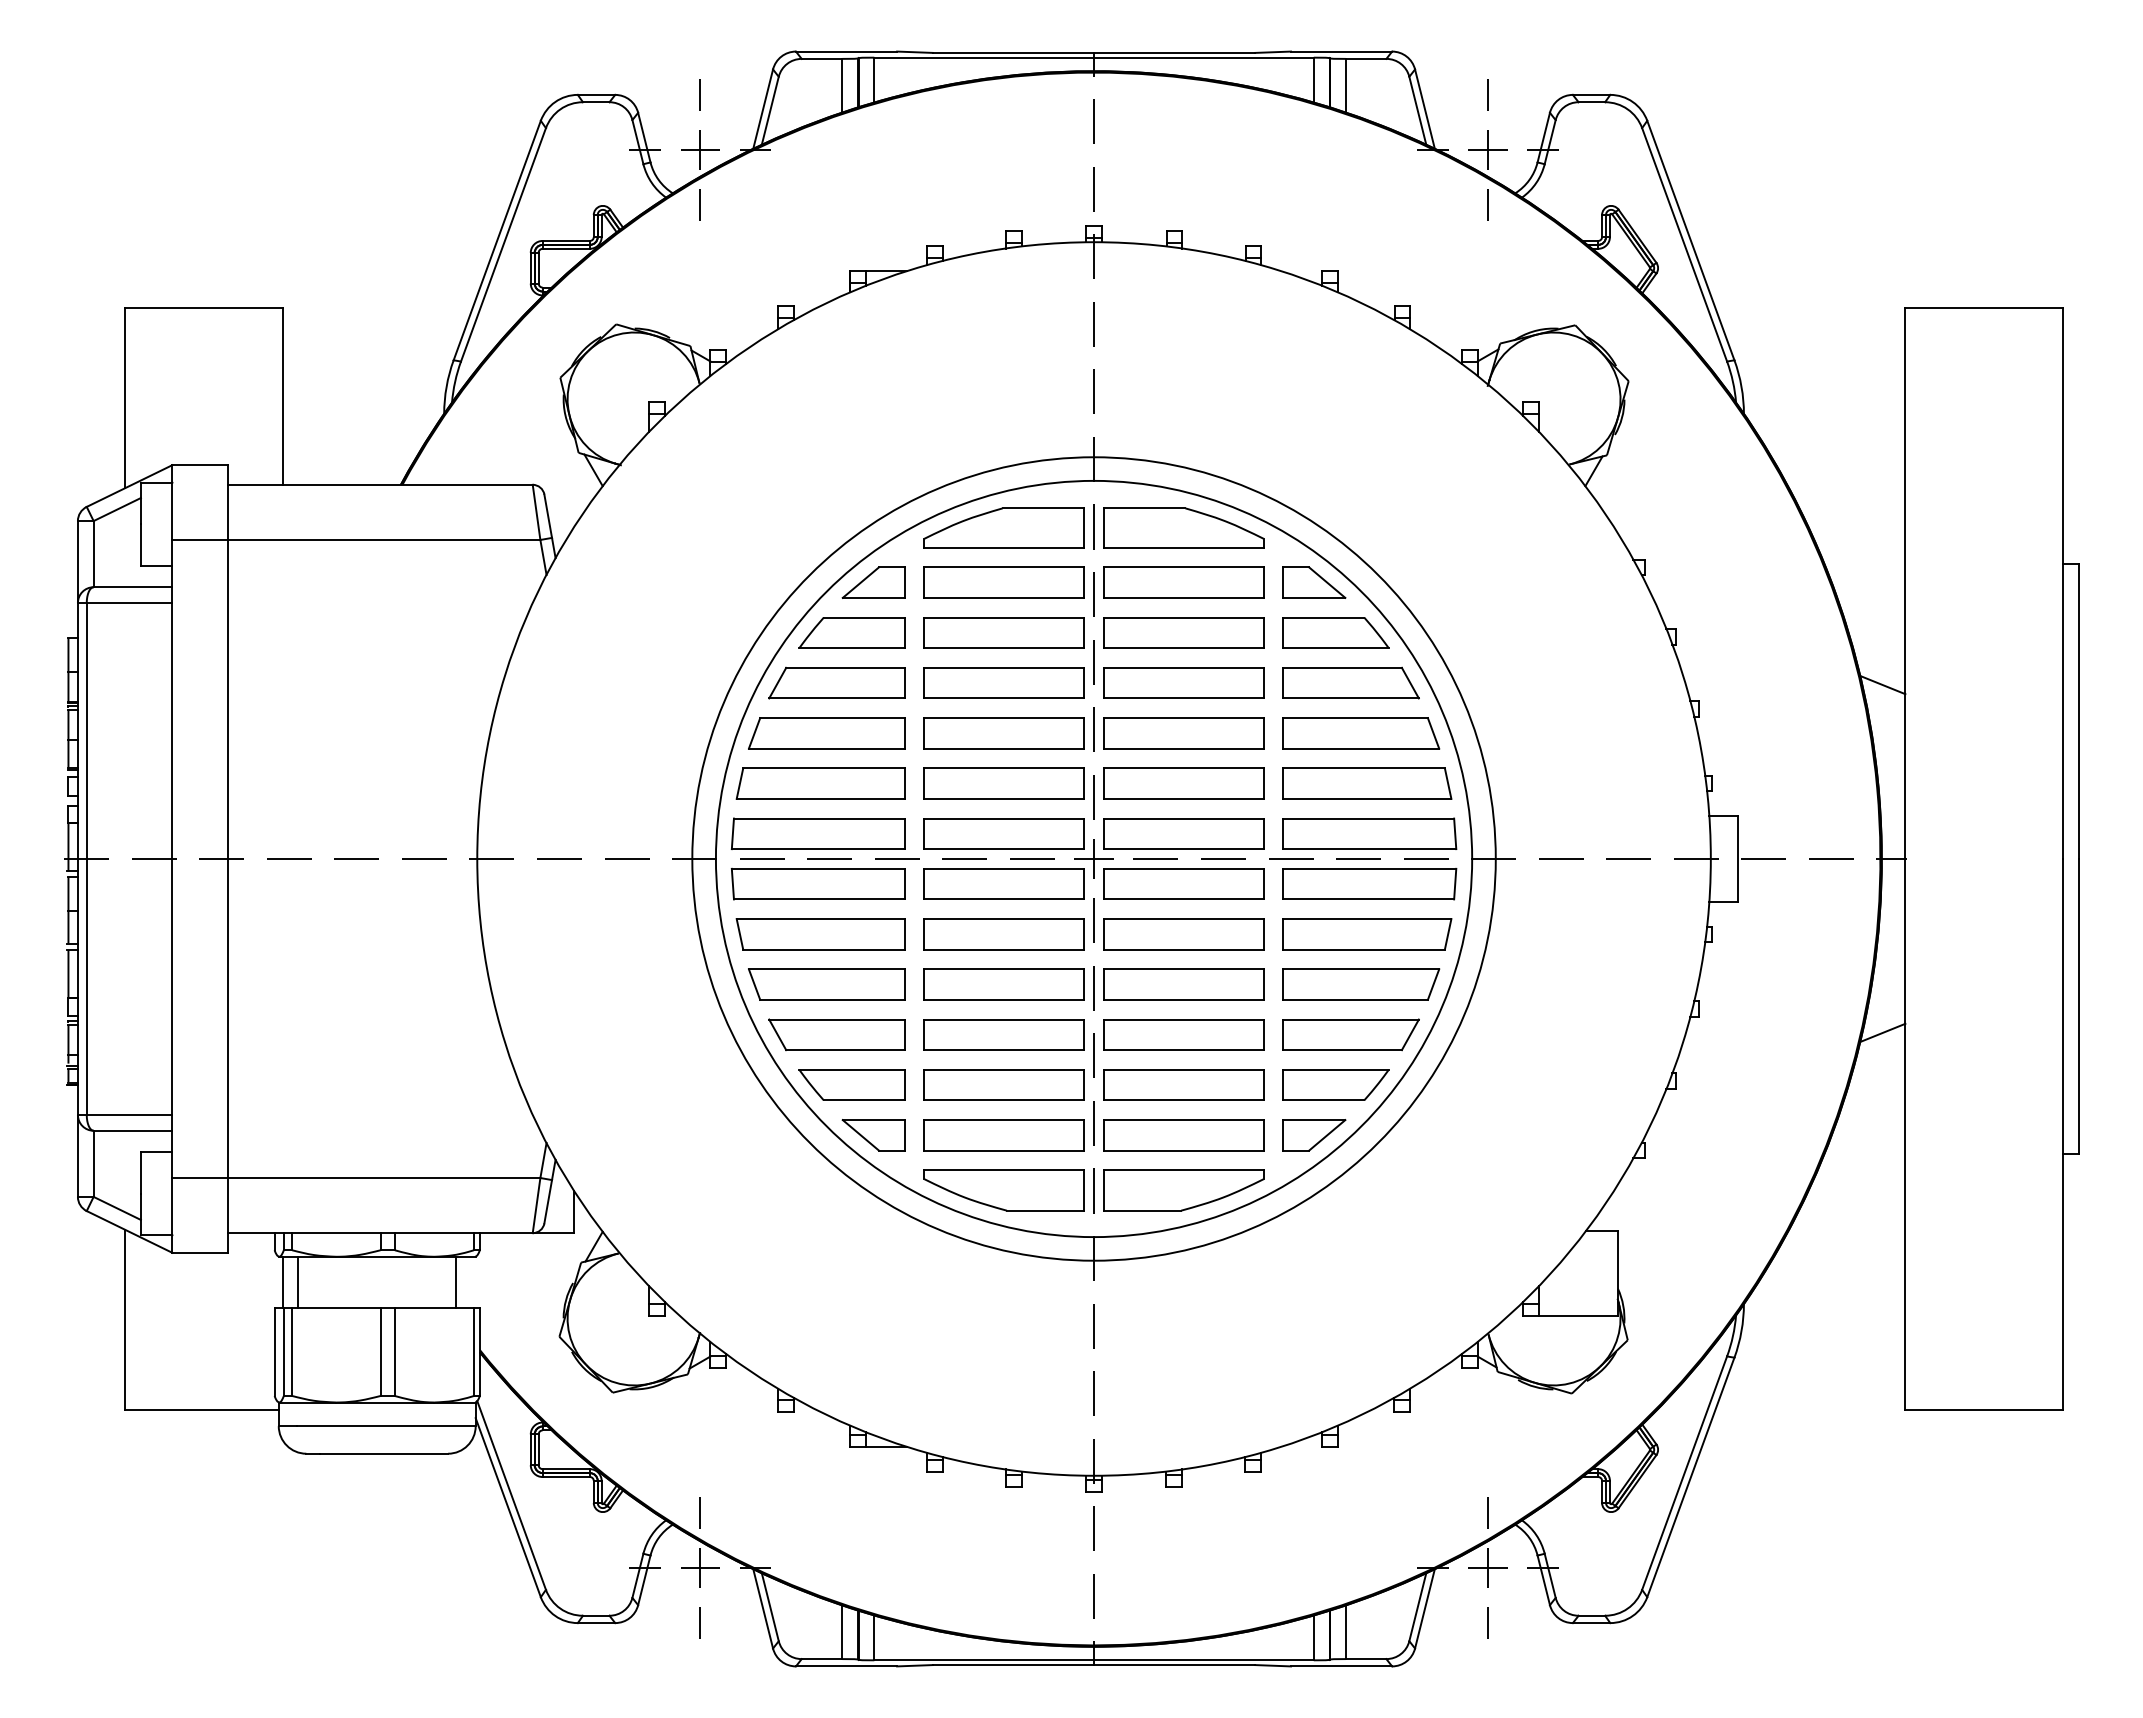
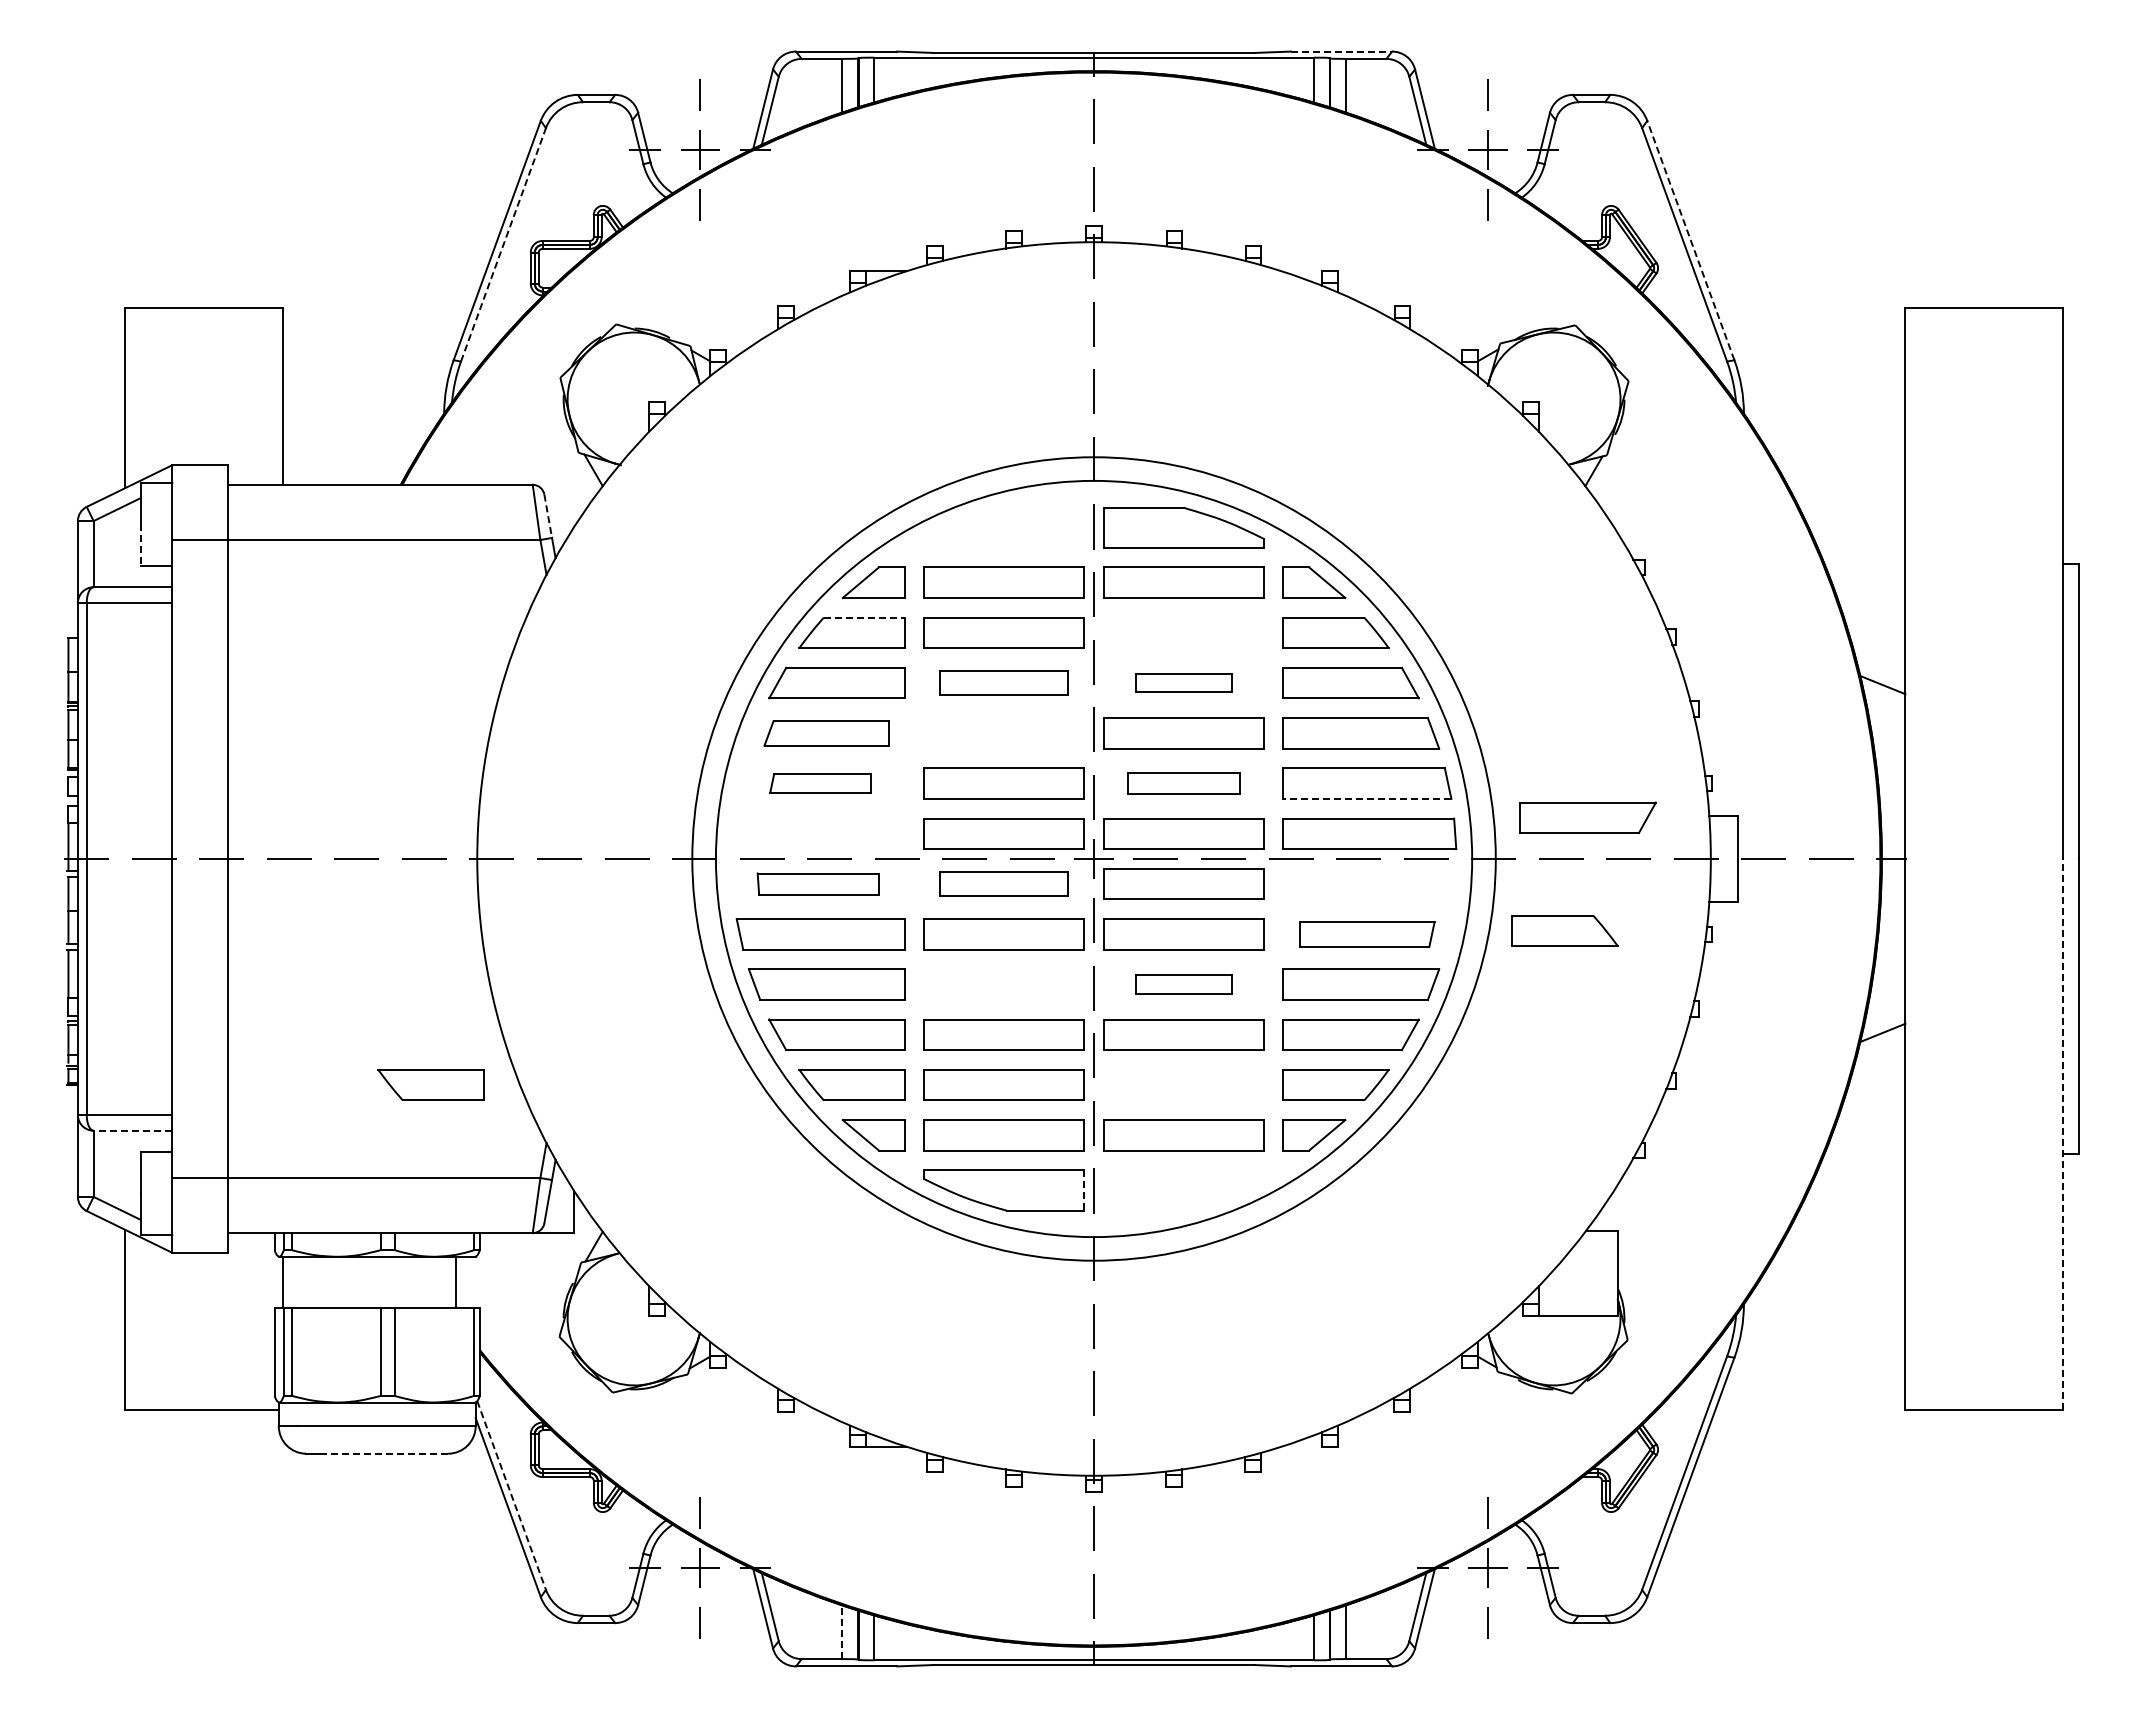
line: solid -> dashed (1341, 51)
line: solid -> dashed (1690, 240)
line: solid -> dashed (503, 244)
line: solid -> dashed (548, 516)
part: present -> none (1003, 527)
line: solid -> dashed (140, 544)
line: solid -> dashed (864, 617)
part: present -> none (1183, 632)
part size: 162x32 px -> 130x26 px (1003, 682)
part size: 162x32 px -> 98x20 px (1183, 682)
part size: 158x33 px -> 127x27 px (826, 733)
part: present -> none (1003, 733)
part size: 171x33 px -> 103x21 px (820, 783)
part size: 162x33 px -> 114x23 px (1183, 783)
line: solid -> dashed (1367, 798)
part: none -> present (1587, 817)
part: present -> none (817, 833)
part size: 162x32 px -> 130x26 px (1003, 883)
part size: 176x33 px -> 124x24 px (817, 883)
part: present -> none (1369, 884)
part: none -> present (1564, 930)
part size: 171x33 px -> 137x27 px (1367, 934)
part: present -> none (1003, 984)
part size: 162x33 px -> 98x21 px (1183, 984)
part: none -> present (430, 1084)
part: present -> none (1183, 1084)
line: solid -> dashed (132, 1130)
line: solid -> dashed (2062, 1134)
part: present -> none (1183, 1190)
line: solid -> dashed (1084, 1191)
line: present -> none (298, 1281)
line: solid -> dashed (383, 1453)
line: solid -> dashed (511, 1495)
line: solid -> dashed (842, 1632)
